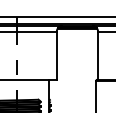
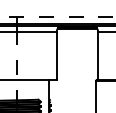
line: solid -> dashed (58, 16)
